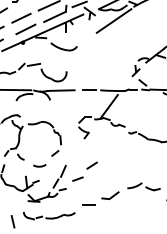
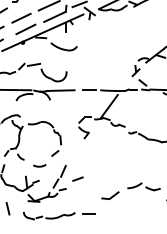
line: present -> none (113, 20)
line: present -> none (91, 165)
line position: (88, 204) -> (88, 213) (88, 213)
line position: (12, 221) -> (7, 208) (7, 208)
